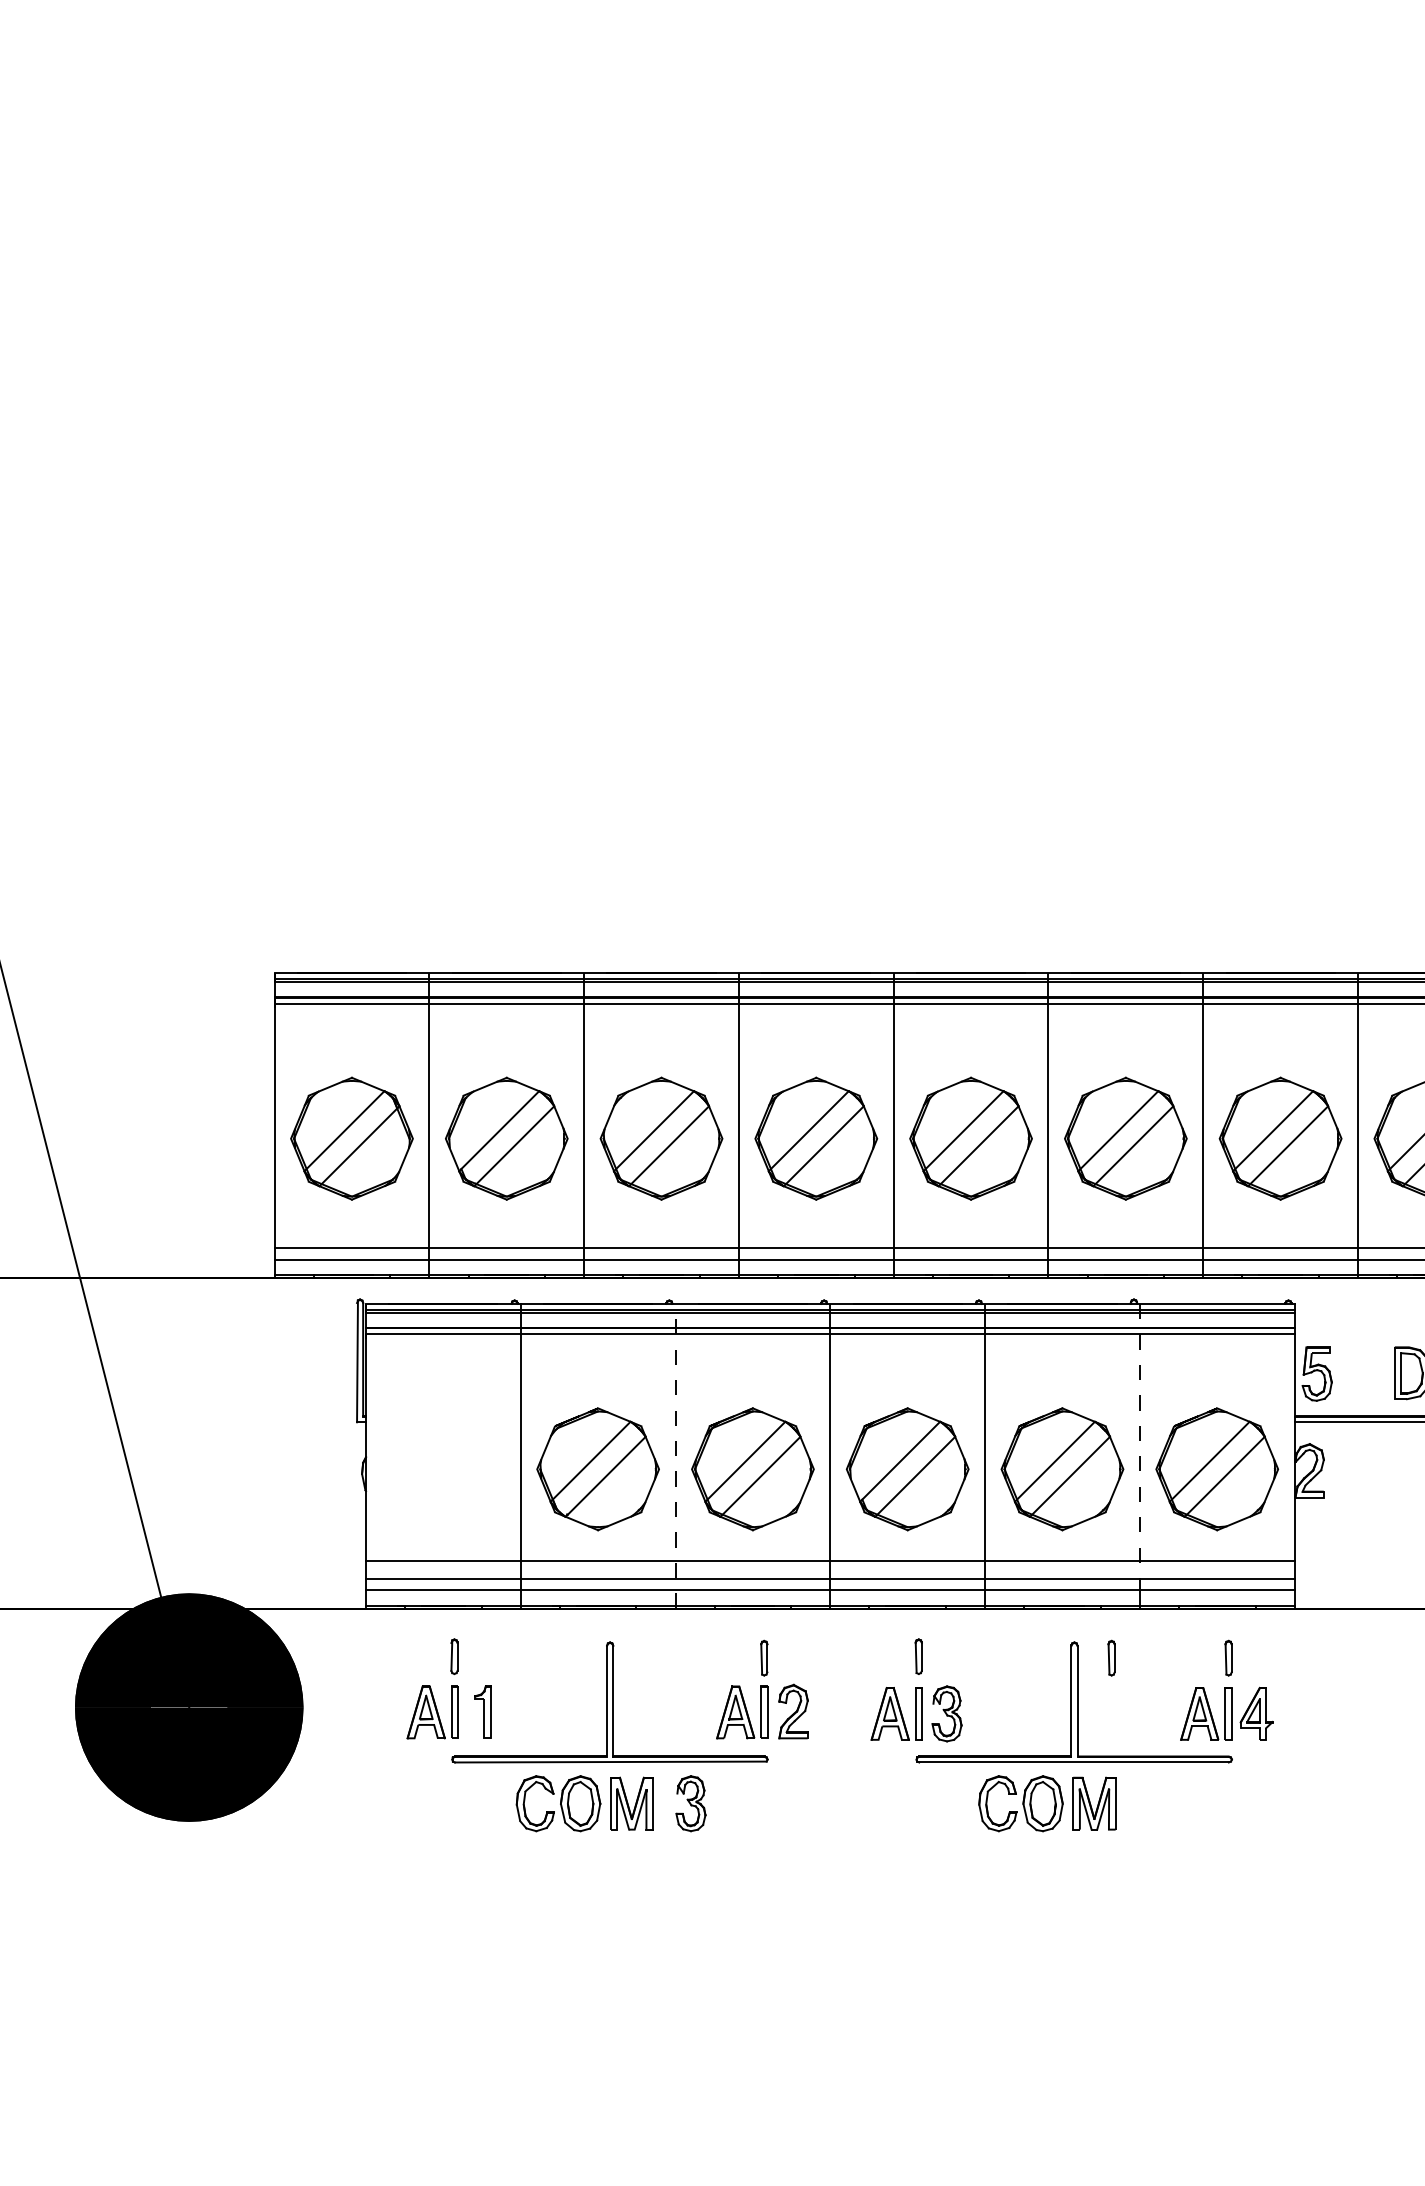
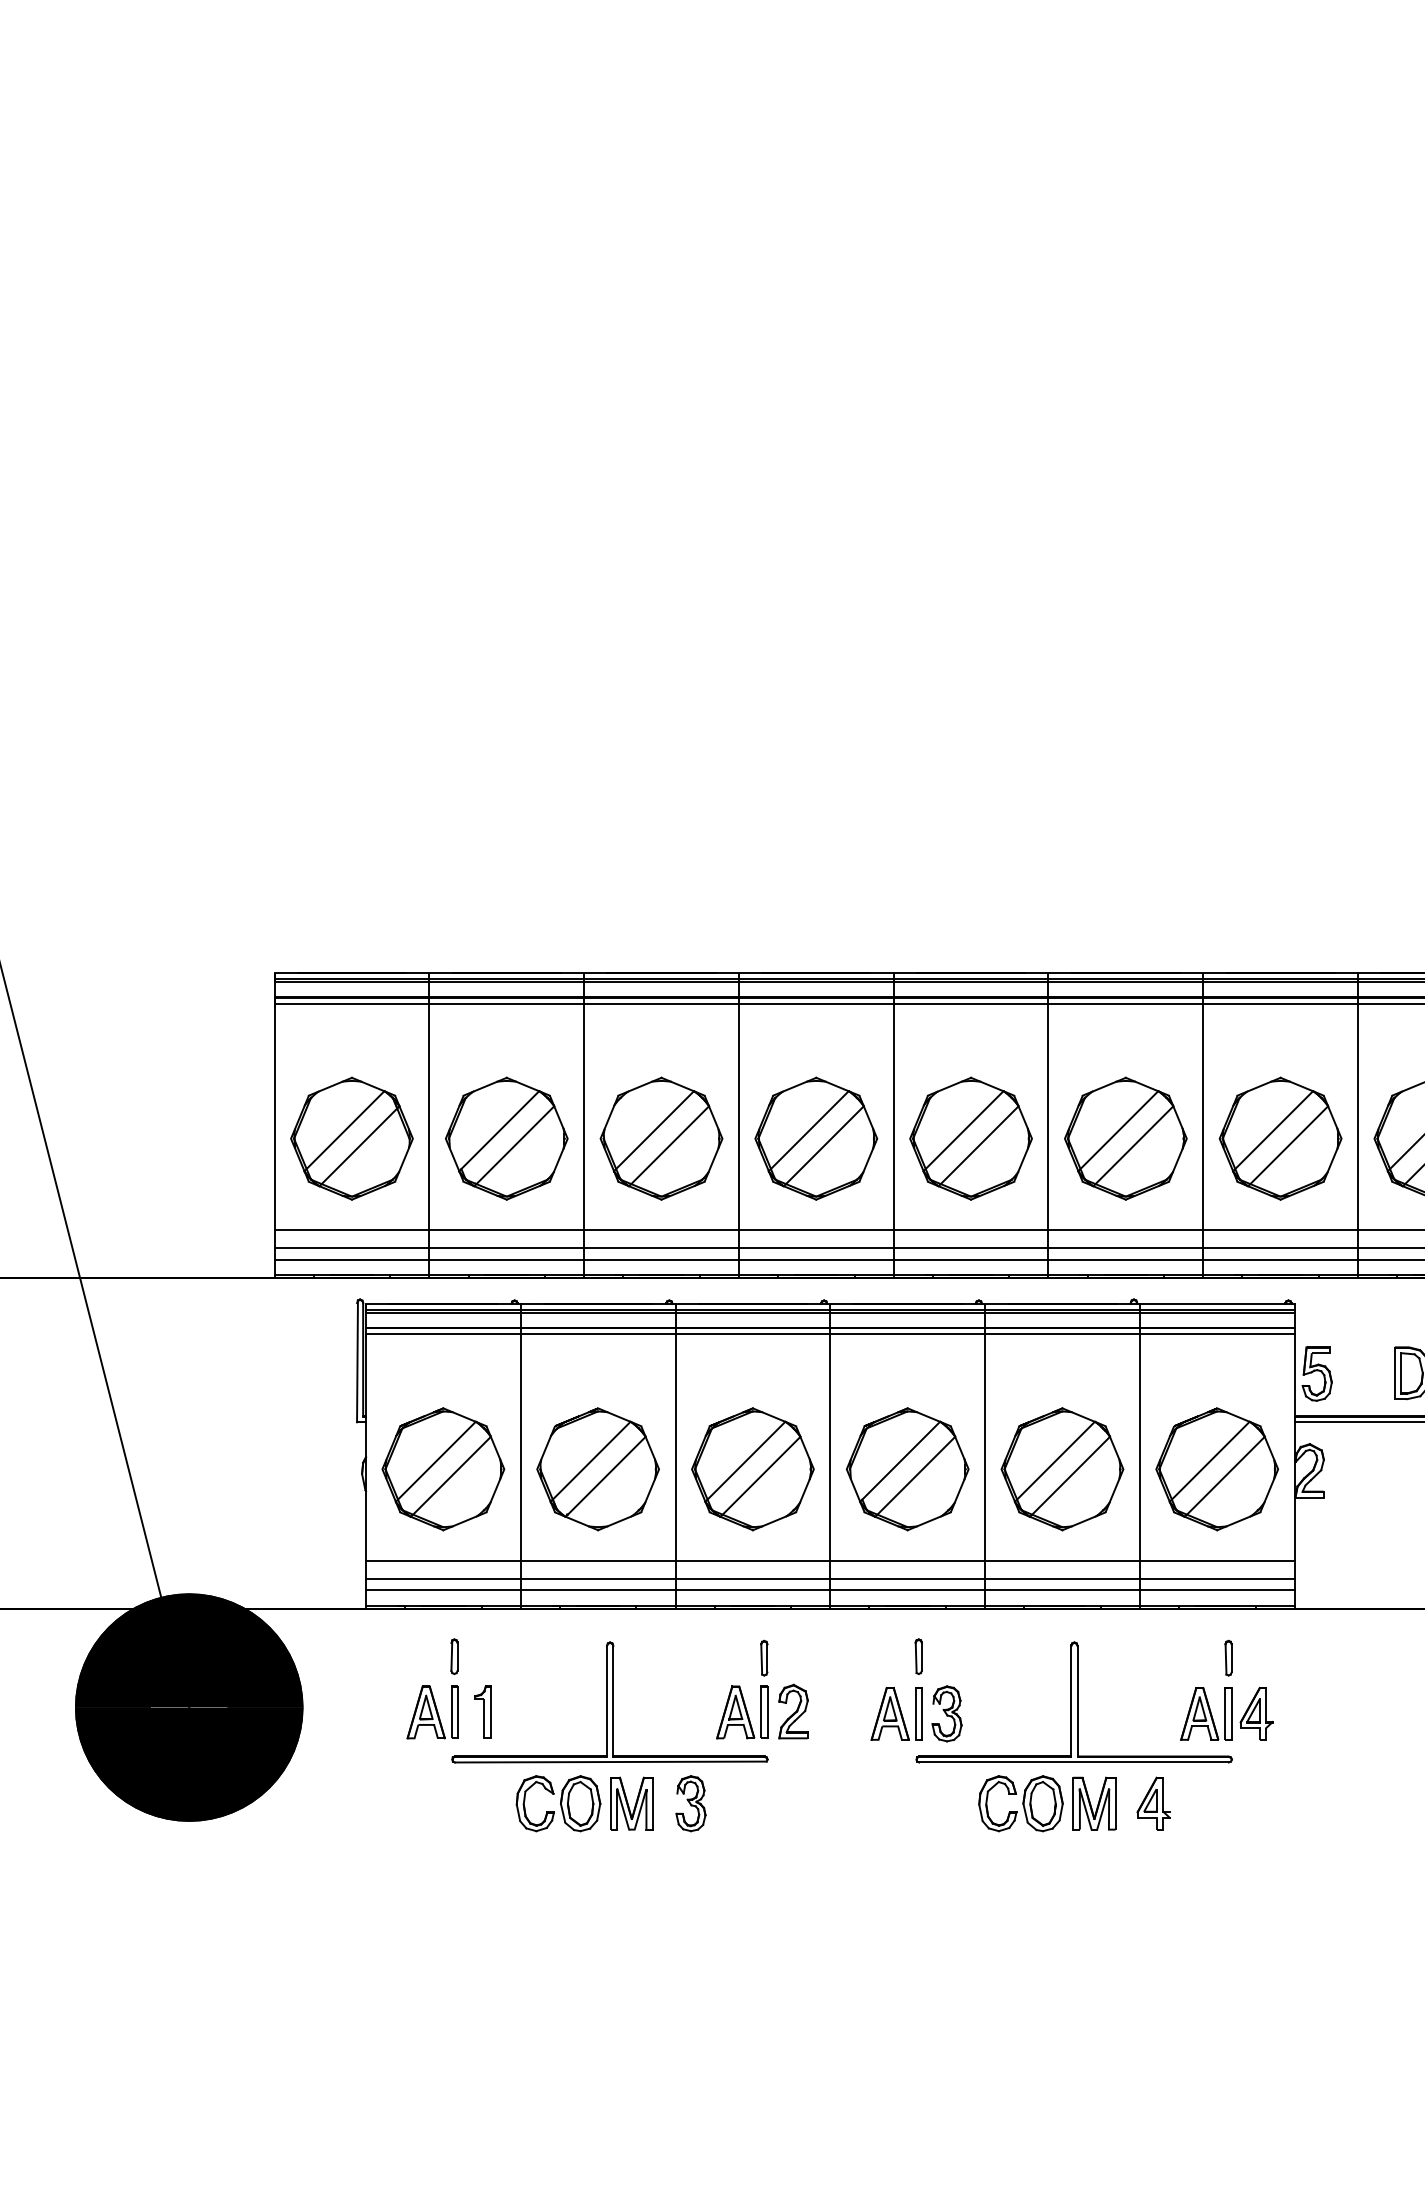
line: none -> present (847, 1230)
line: dashed -> solid (1139, 1447)
line: dashed -> solid (675, 1455)
part: none -> present (443, 1469)
part: present -> none (1111, 1657)
part: none -> present (1153, 1803)
